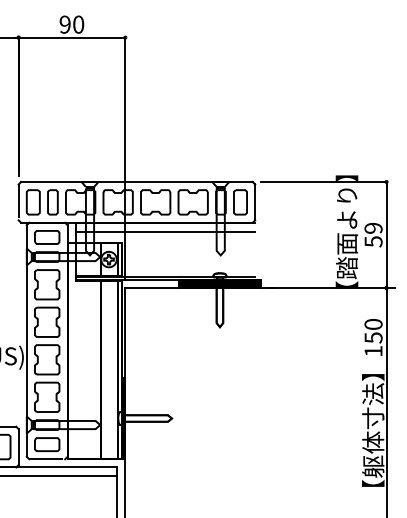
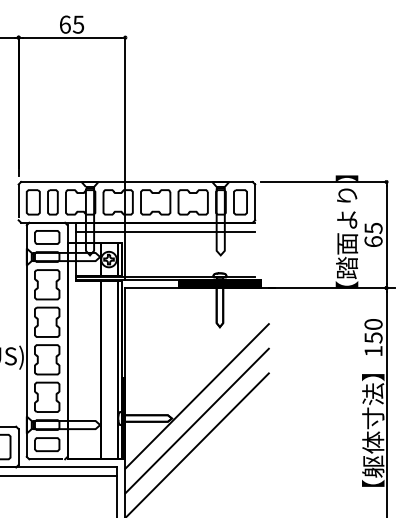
text: 90 -> 65 (71, 24)
text: 59 -> 65 (373, 234)
line: none -> present (196, 396)
line: none -> present (196, 420)
line: none -> present (198, 443)
